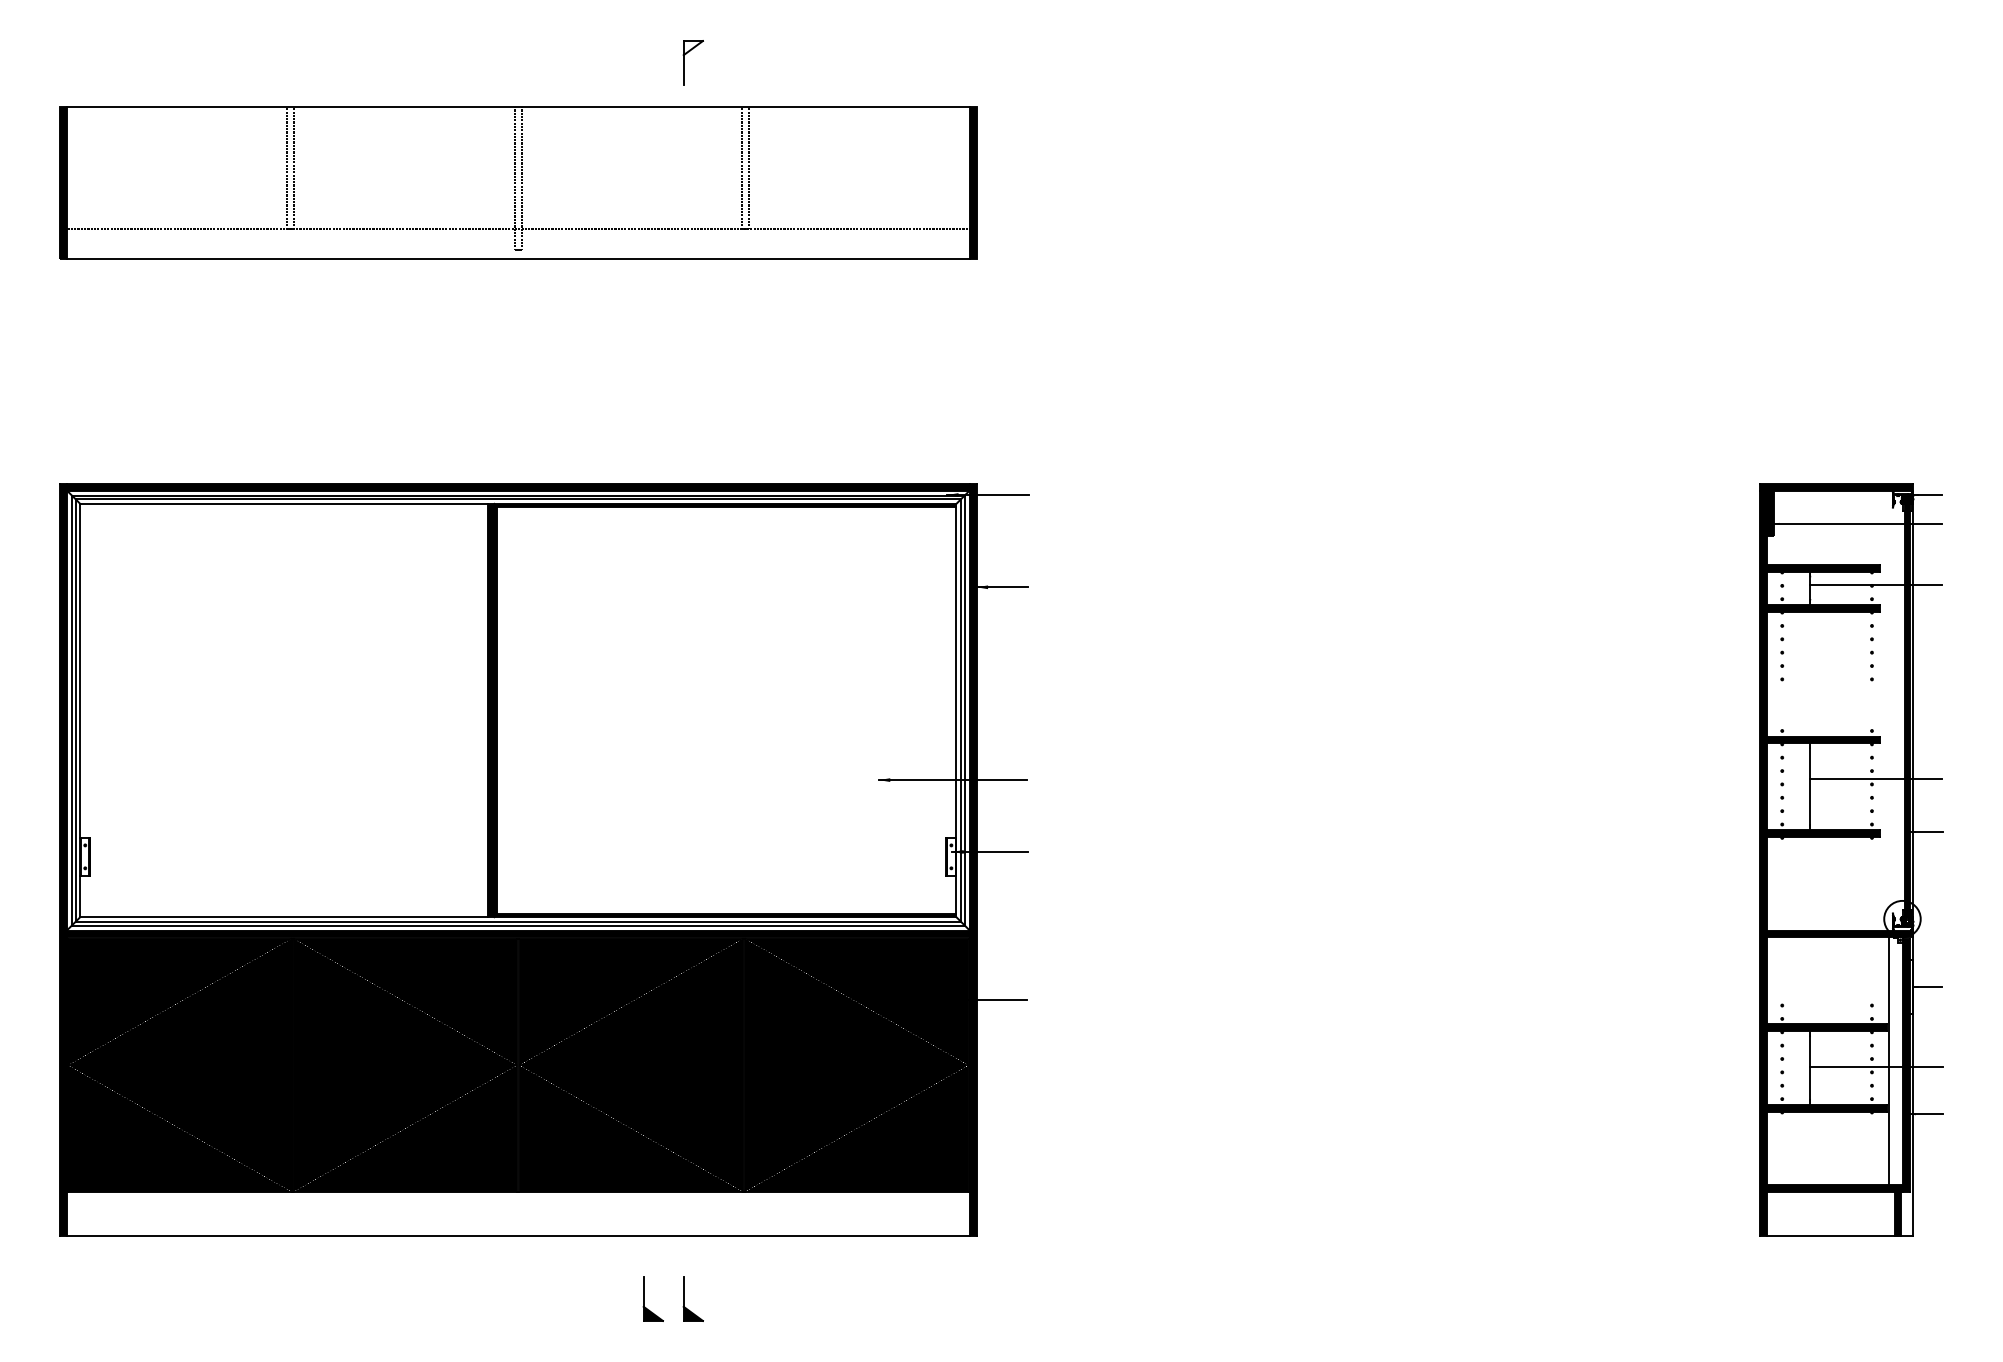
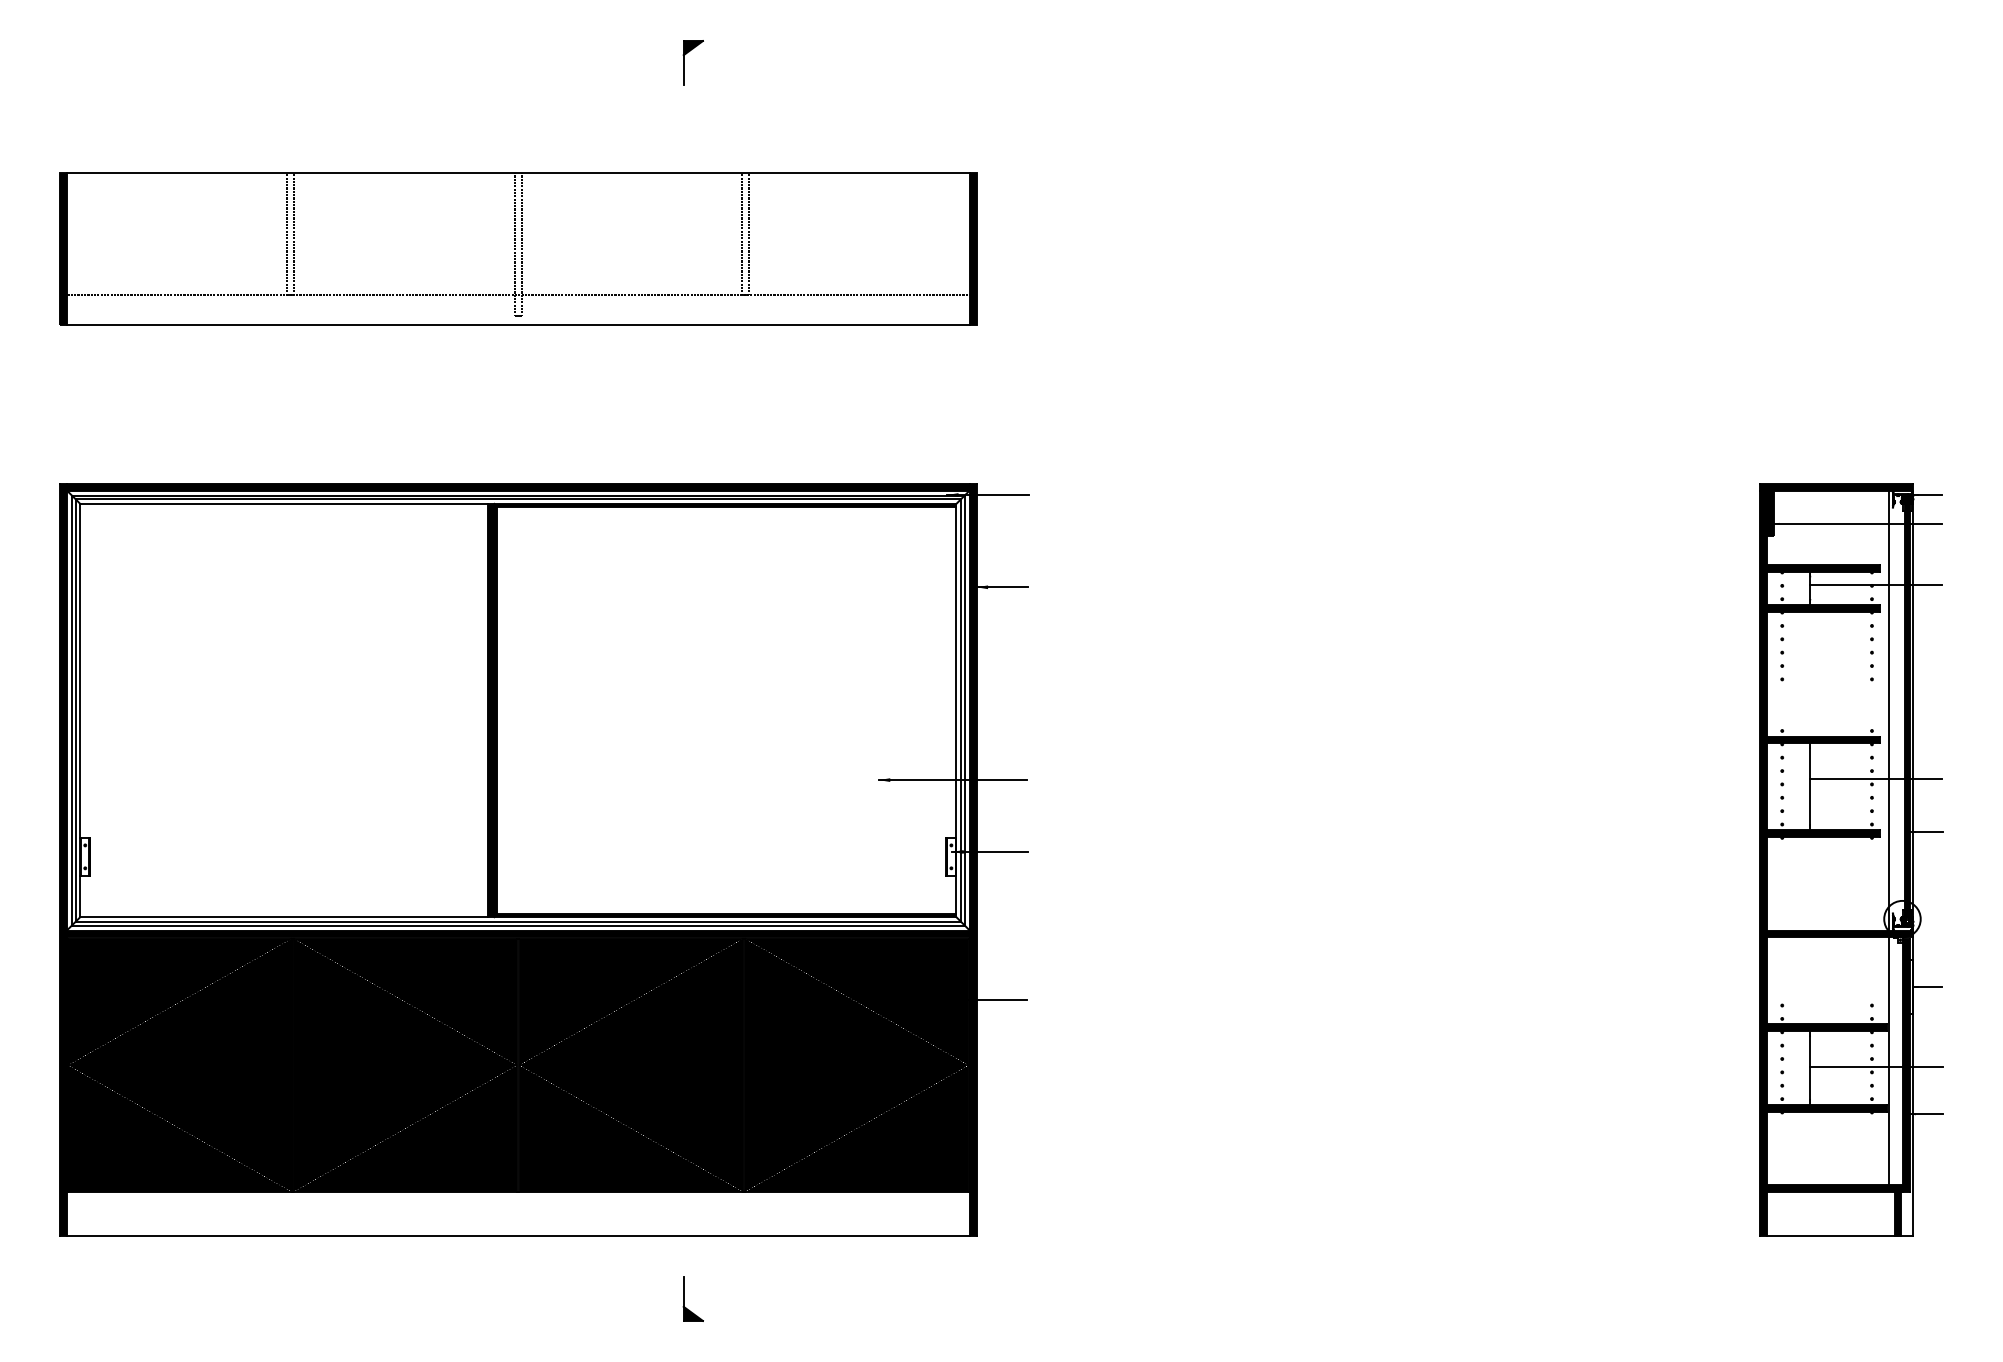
fill: none -> present (692, 48)
part position: (518, 182) -> (518, 248) (518, 248)
line: none -> present (1889, 710)
part: present -> none (644, 1298)
